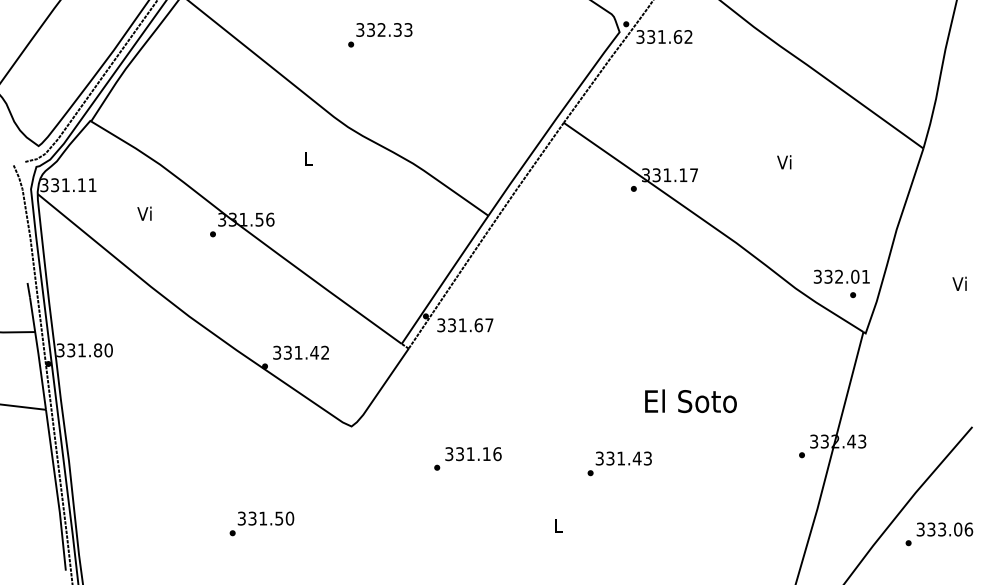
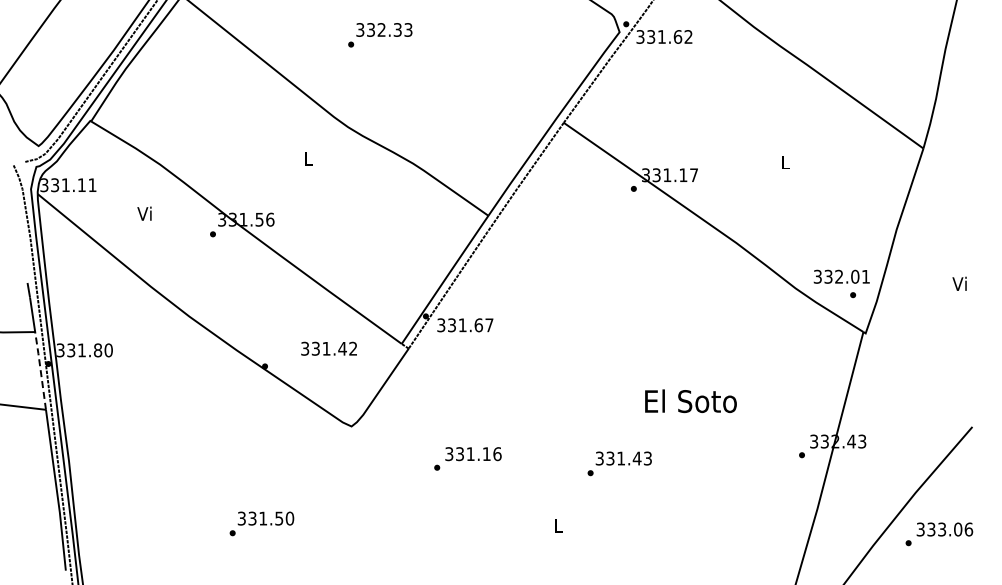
text: Vi -> L (784, 162)
text position: (300, 352) -> (328, 348) (328, 348)
line: solid -> dashed (40, 369)
